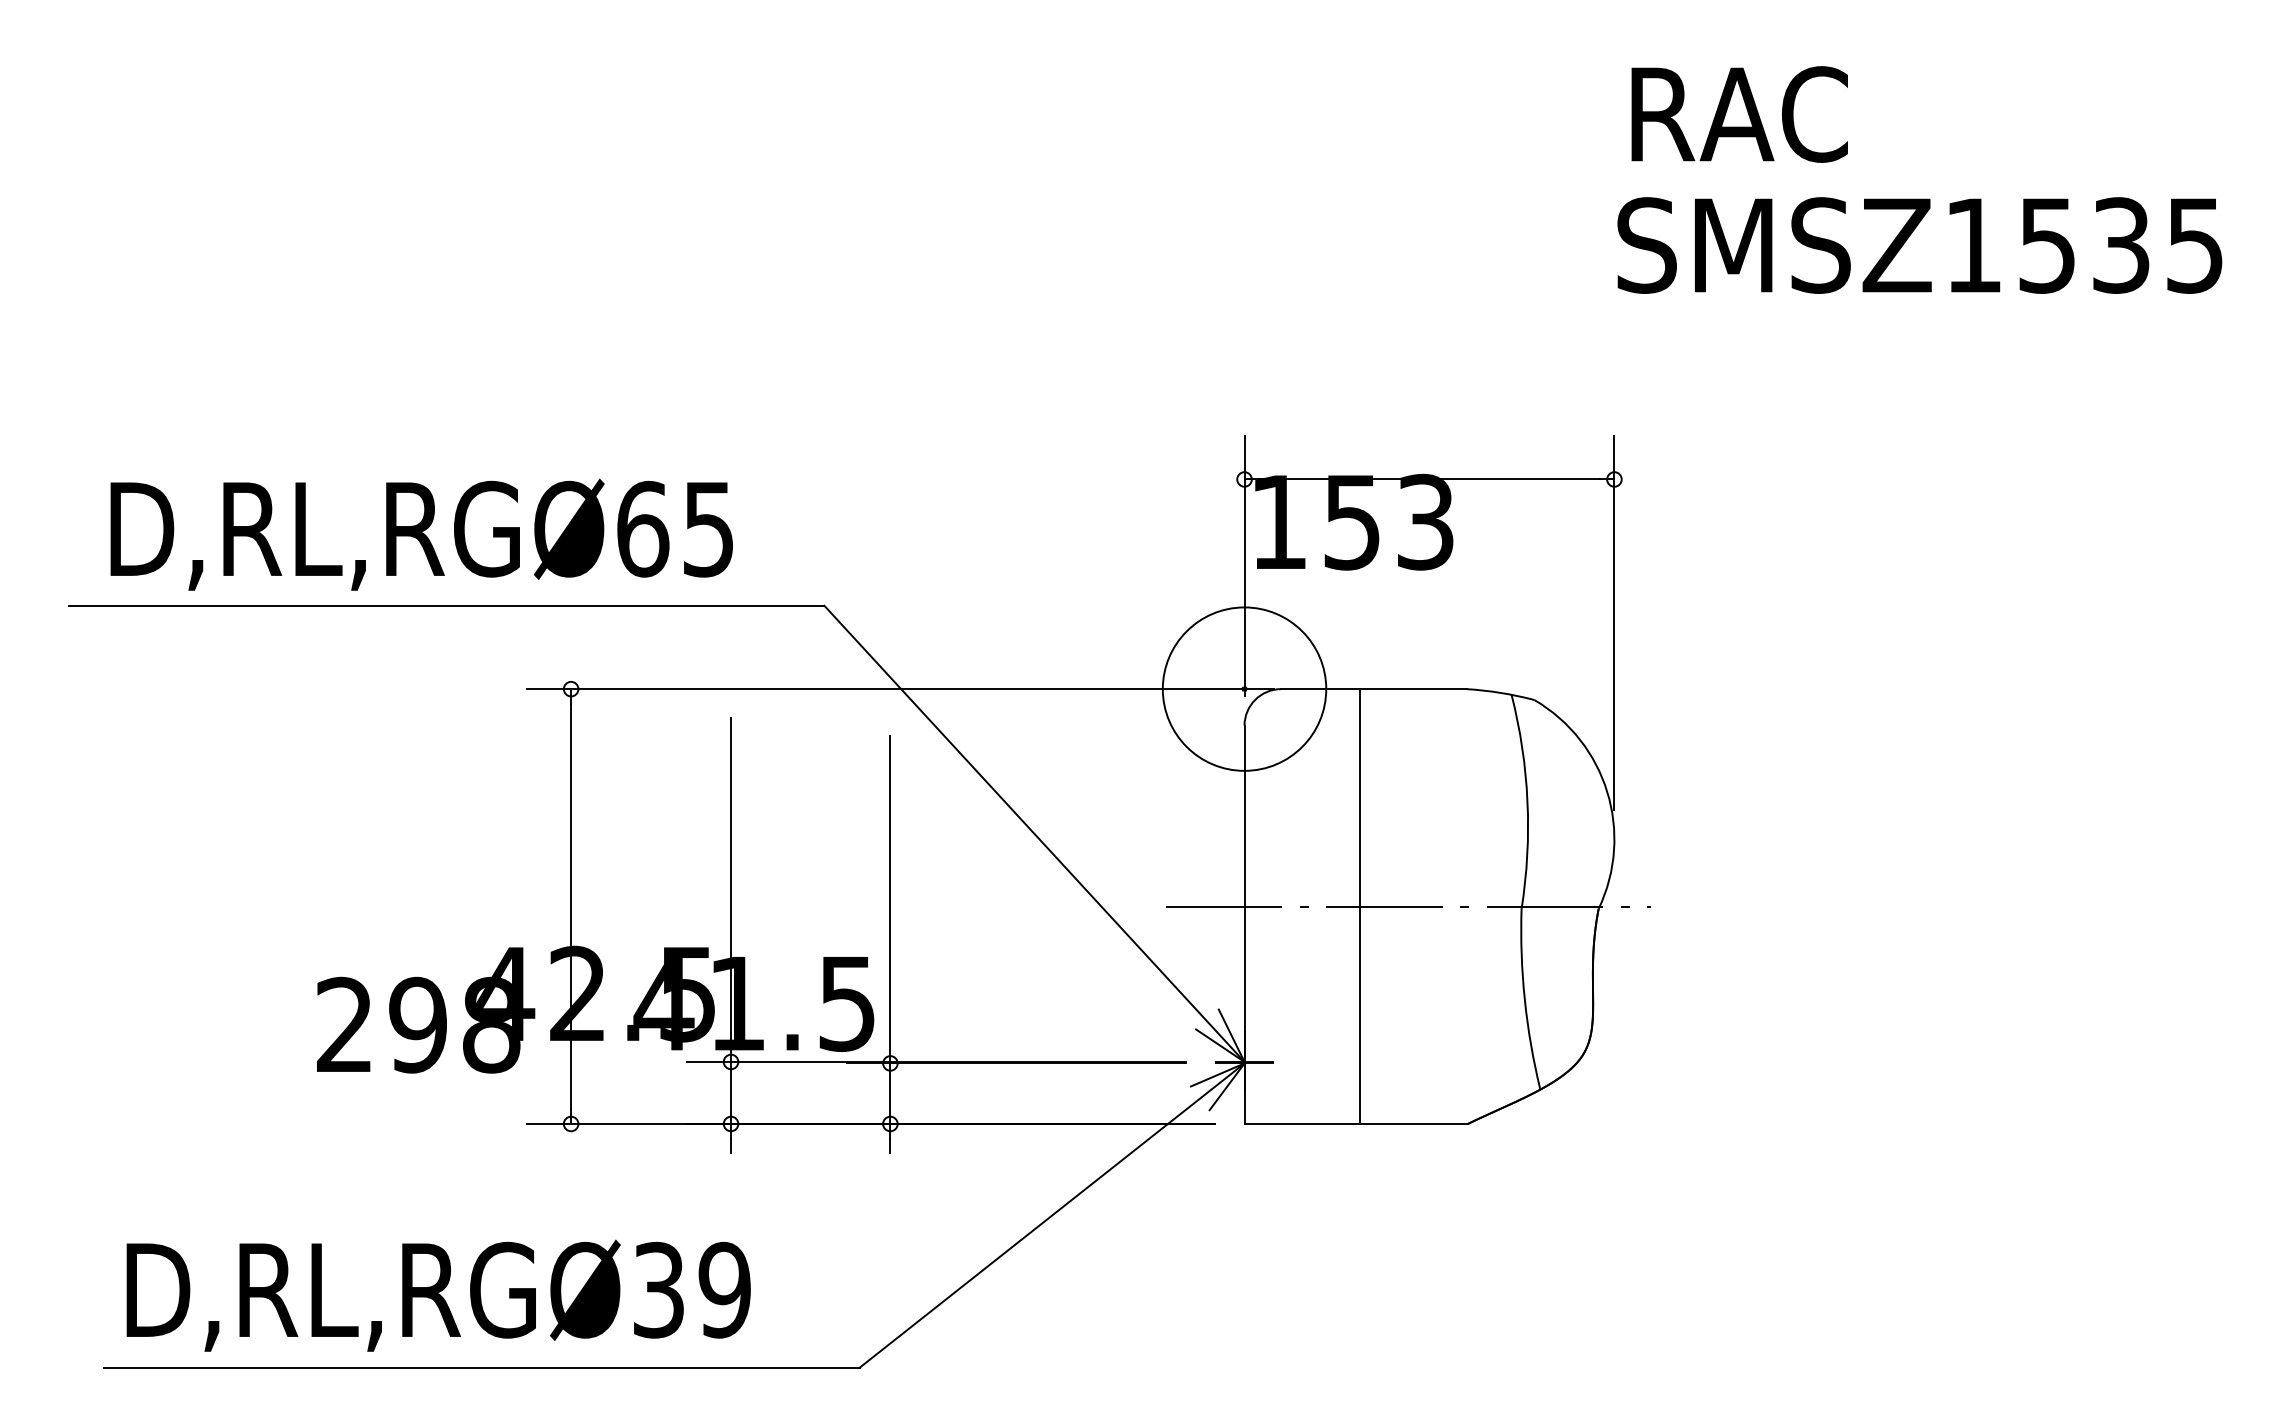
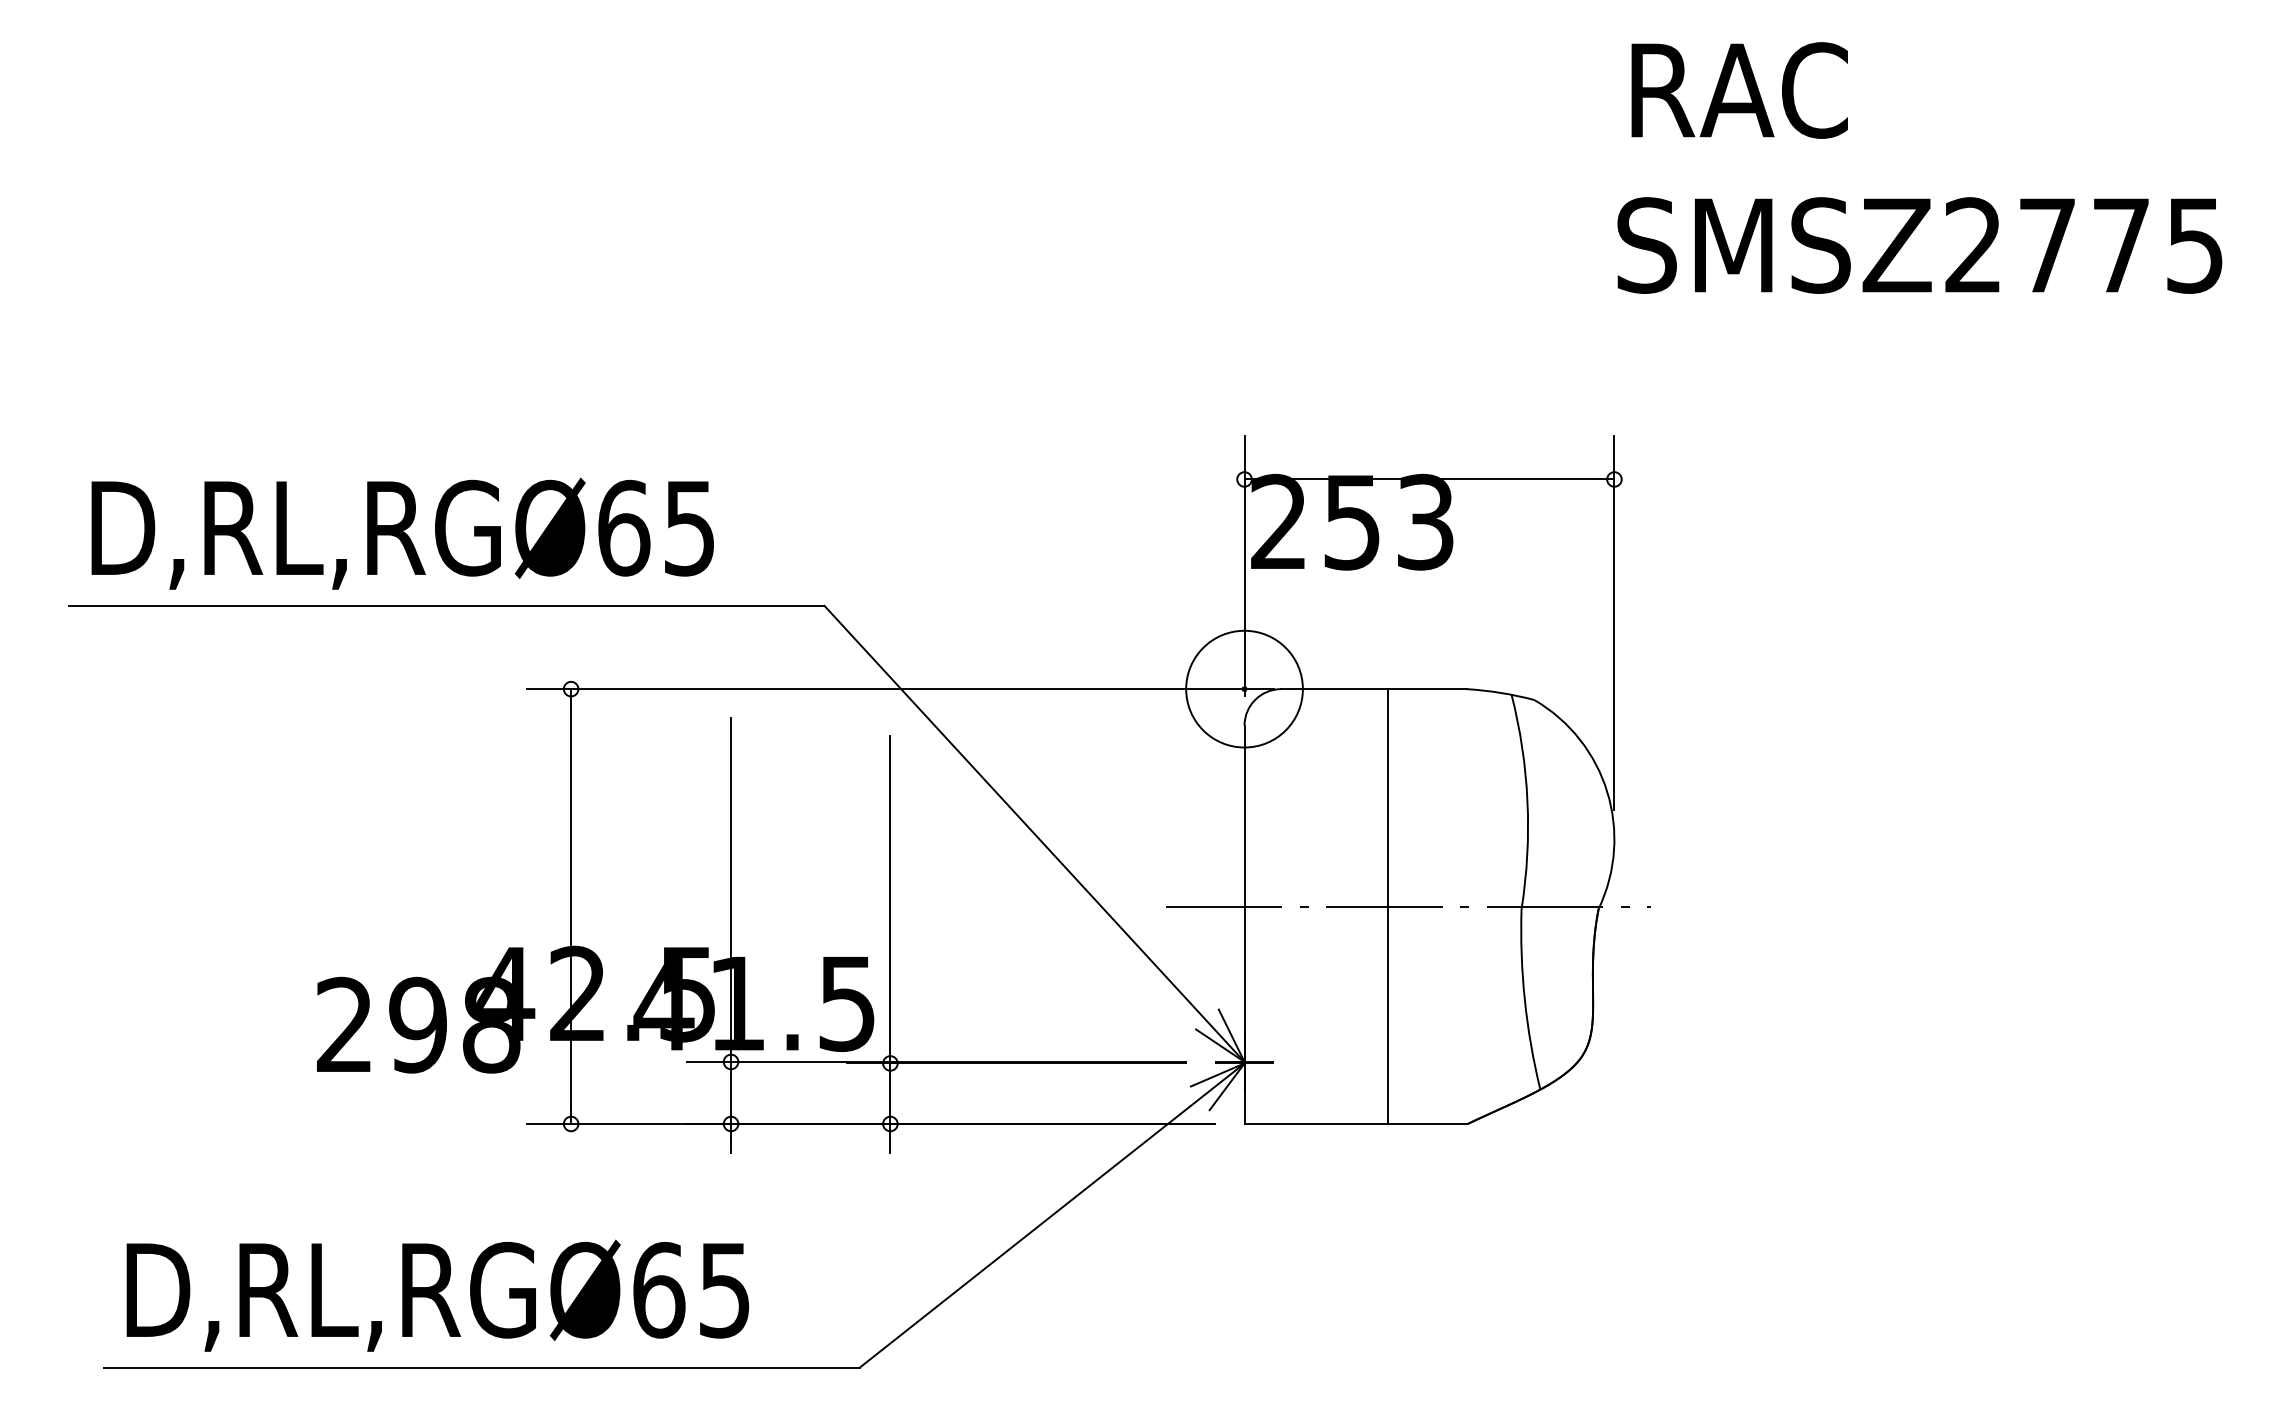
text position: (1739, 114) -> (1739, 90) (1739, 90)
text: SMSZ1535 -> SMSZ2775 (2047, 245)
text: 153 -> 253 (1278, 520)
text position: (421, 534) -> (402, 533) (402, 533)
circle diameter: 163 px -> 117 px (1244, 688)
line position: (1359, 906) -> (1387, 906) (1387, 906)
text: D,RL,RGØ39 -> D,RL,RGØ65 (691, 1289)
